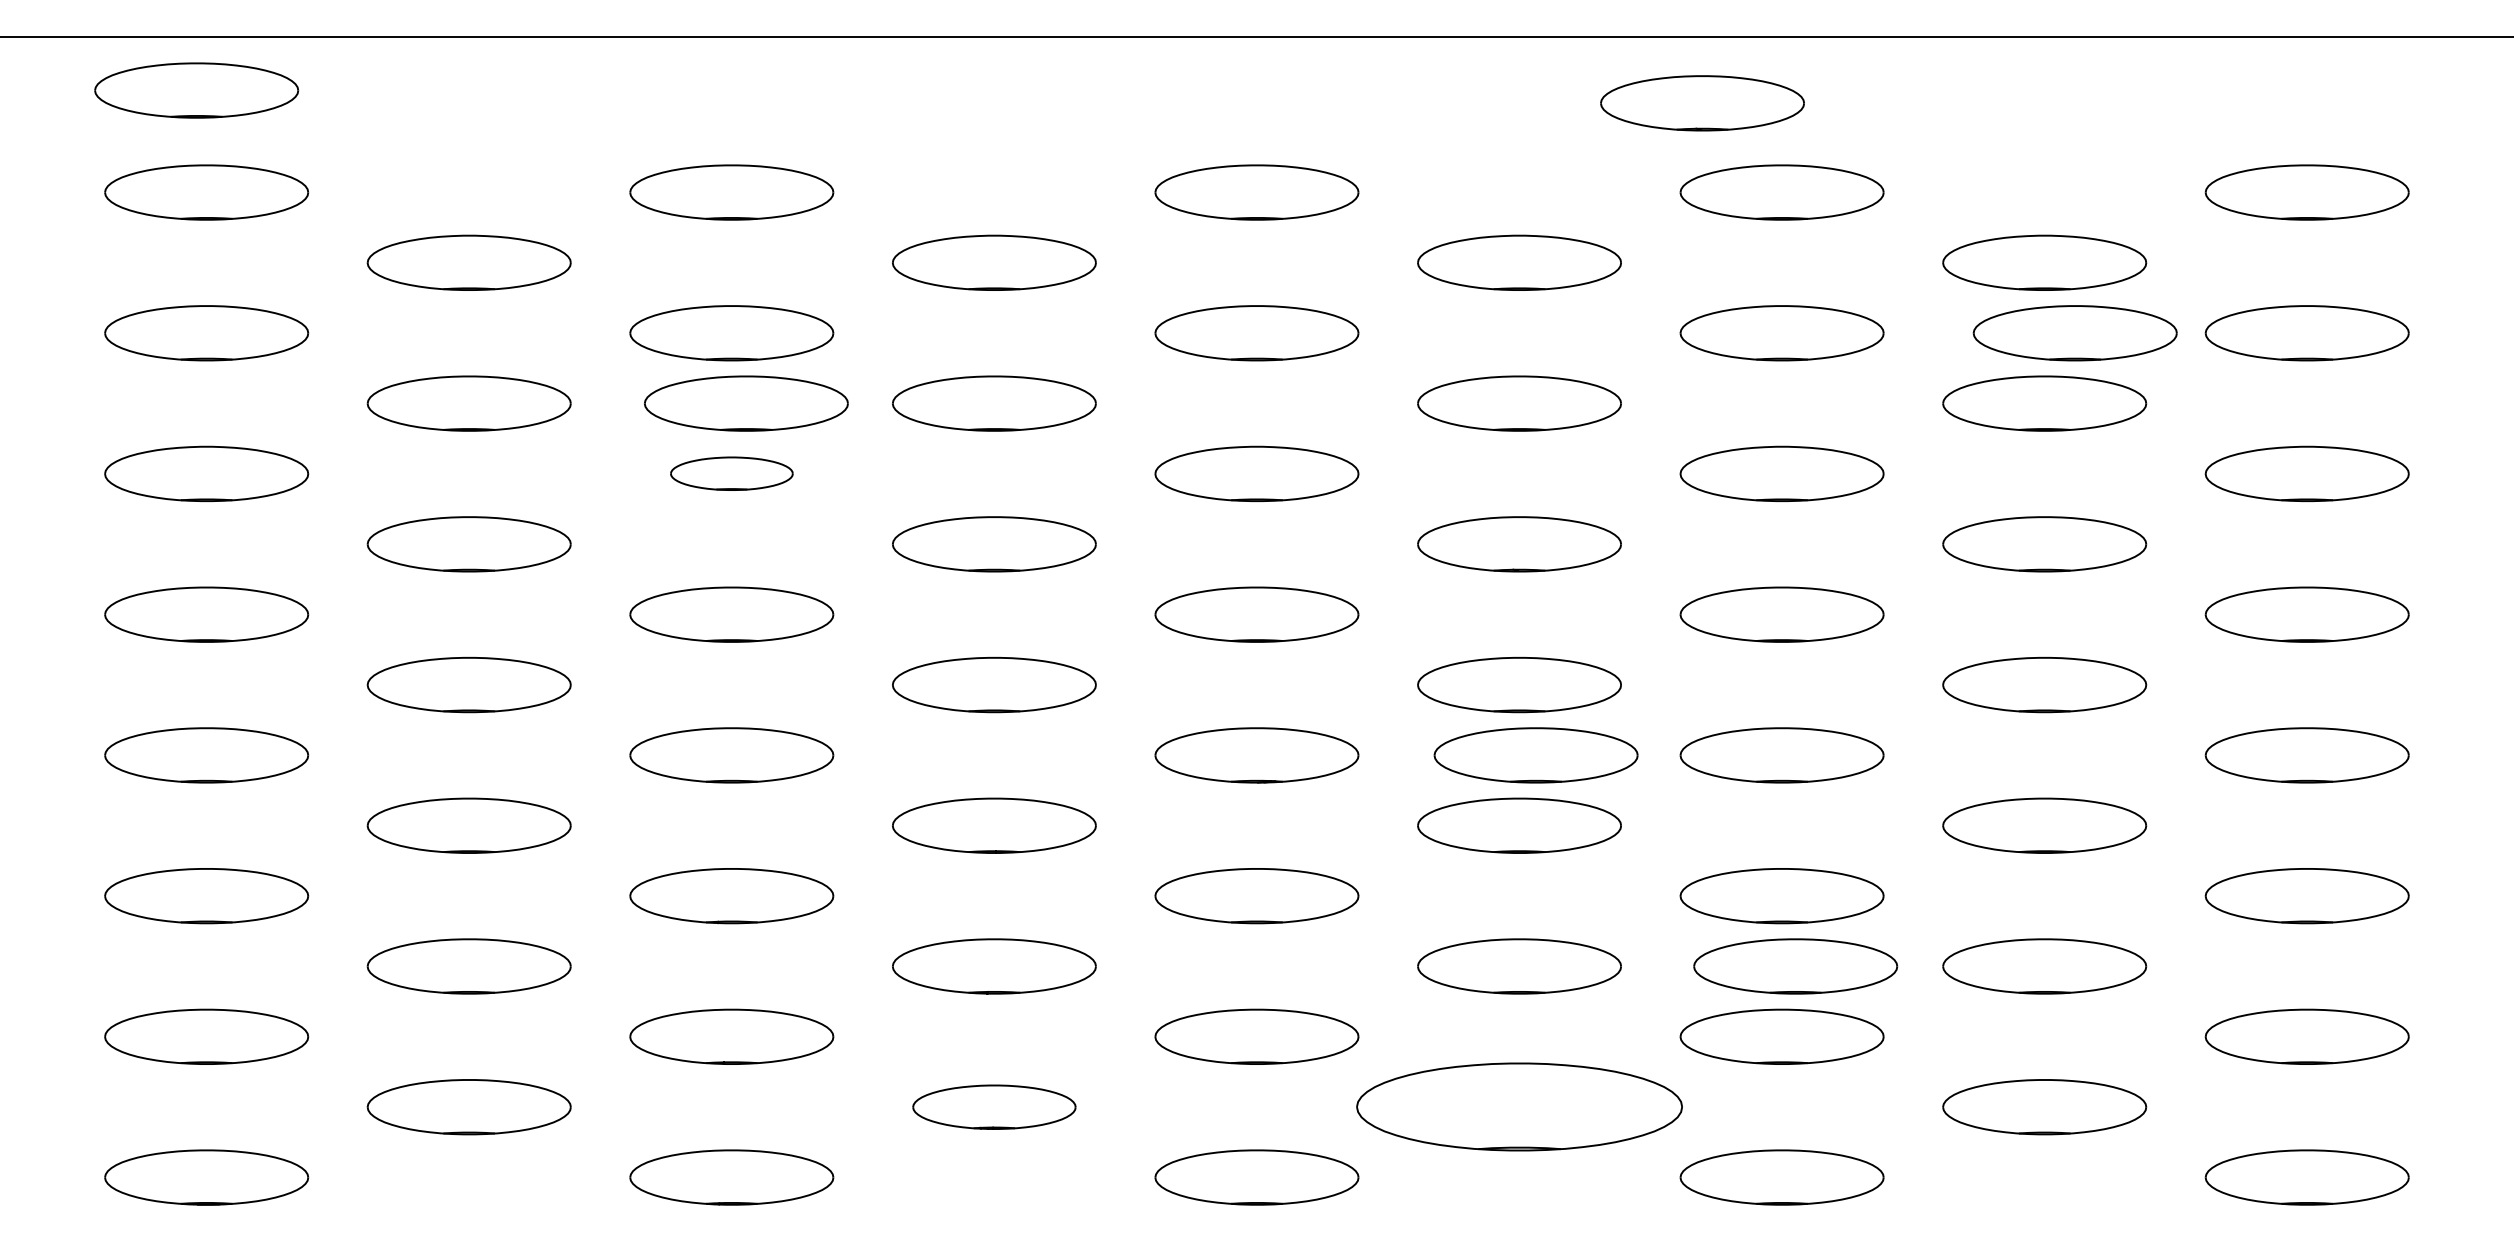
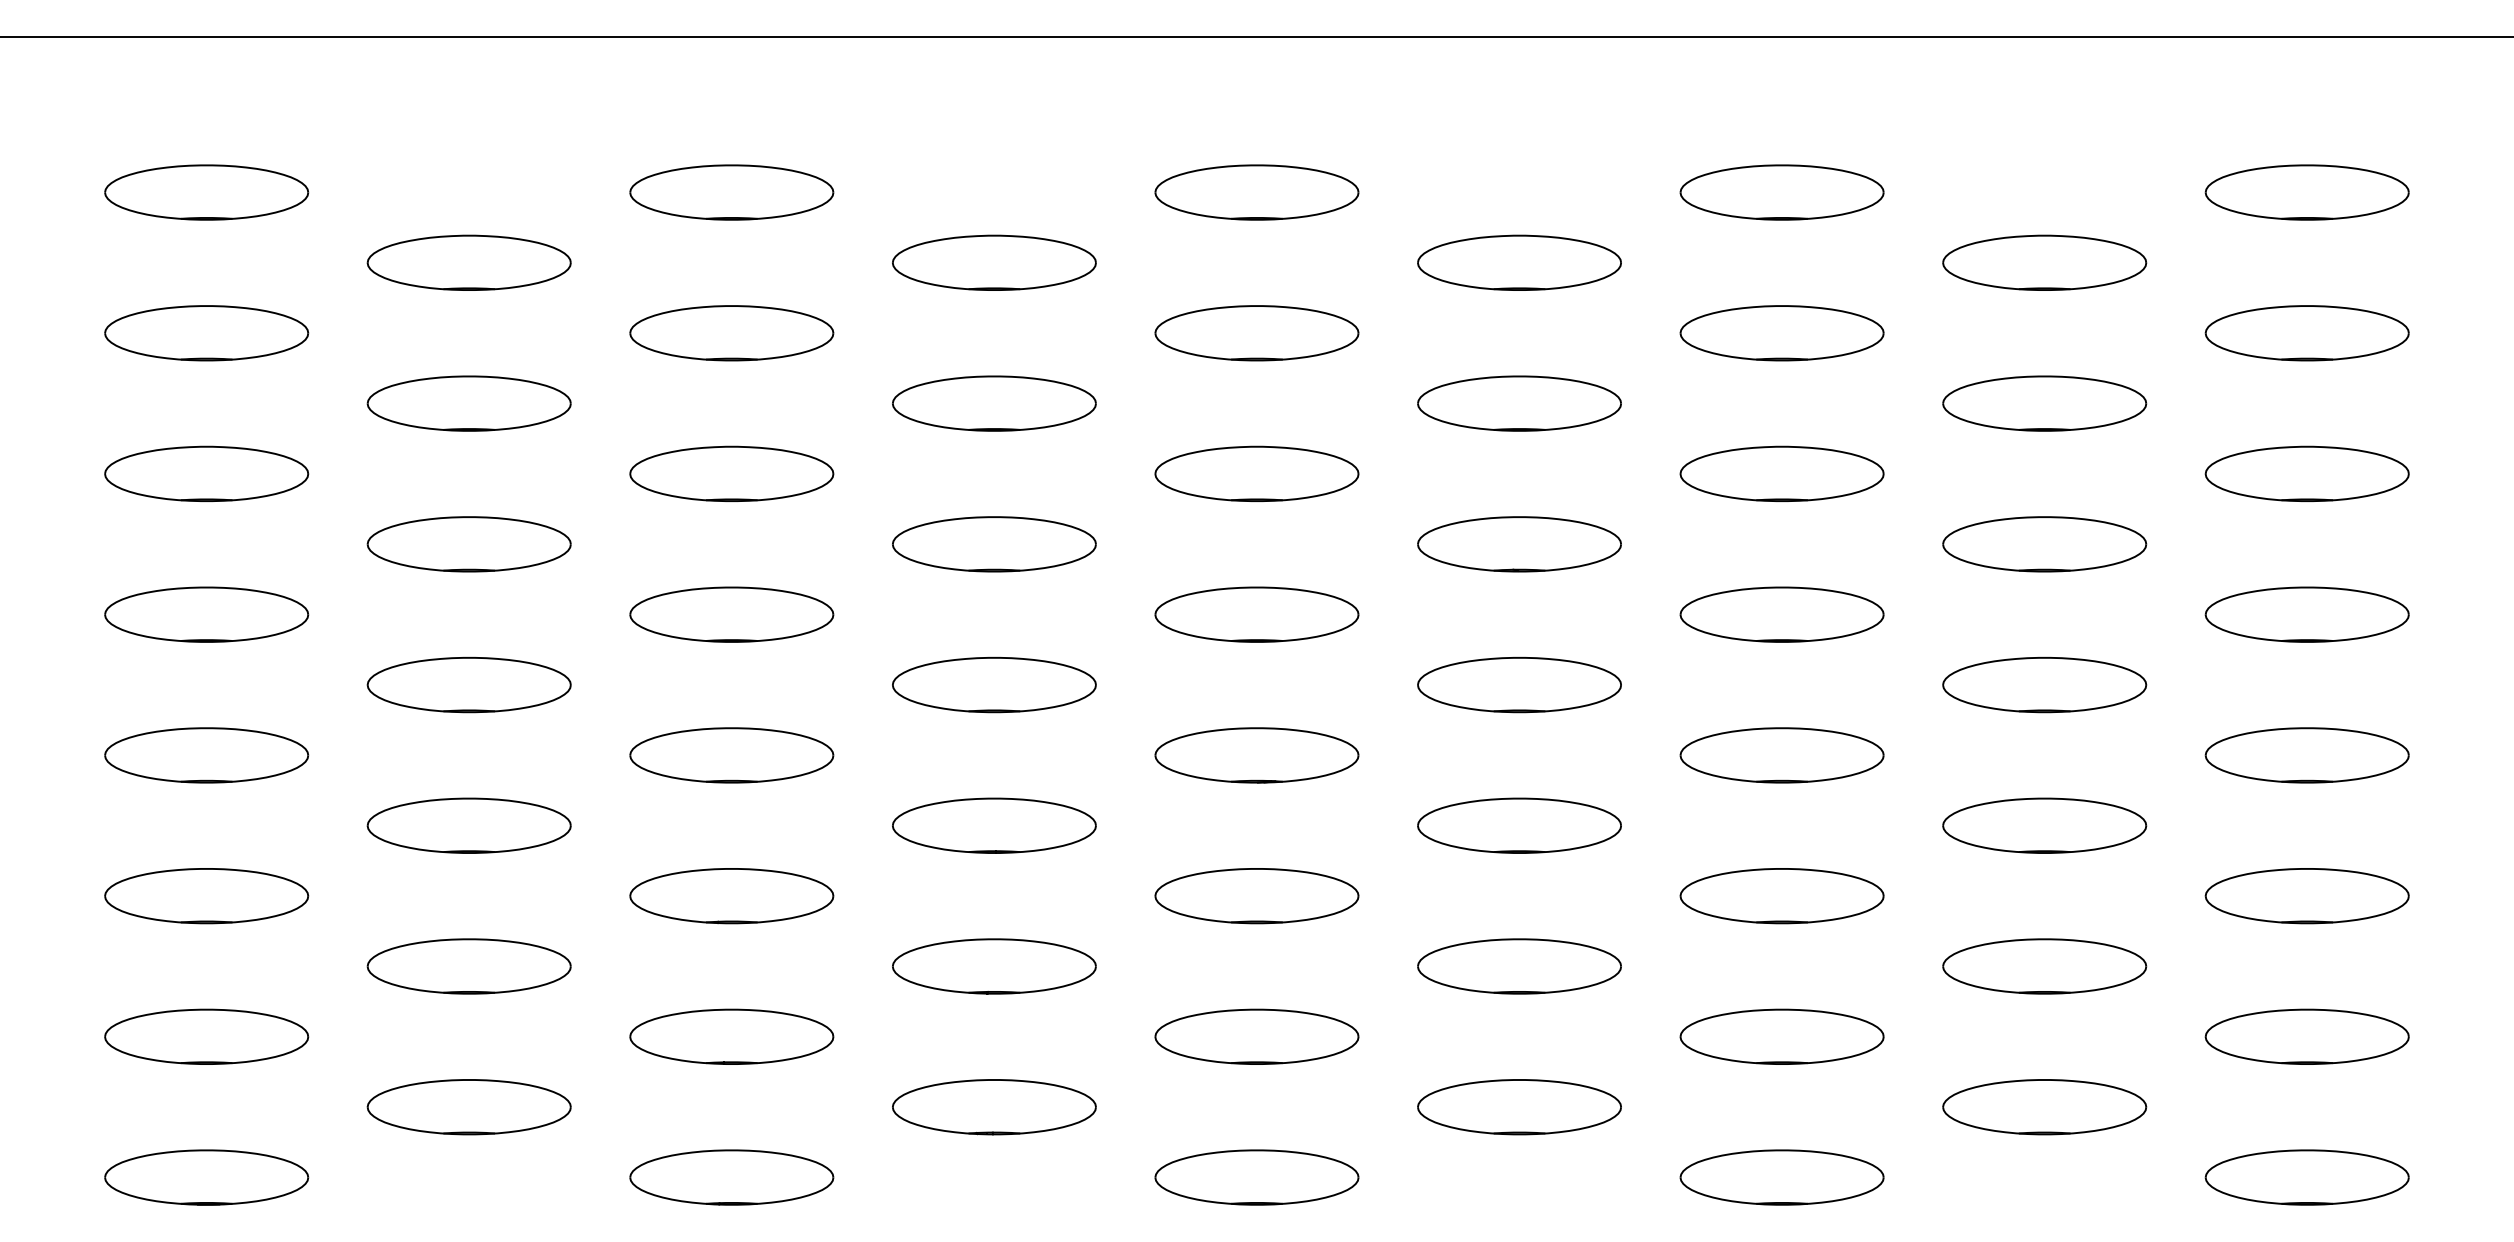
part: present -> none (196, 90)
part: present -> none (1702, 103)
part: present -> none (2074, 333)
part: present -> none (746, 403)
part size: 124x35 px -> 206x57 px (731, 473)
part: present -> none (1535, 755)
part: present -> none (1795, 966)
part size: 165x46 px -> 205x57 px (994, 1107)
part size: 327x90 px -> 205x57 px (1519, 1107)
